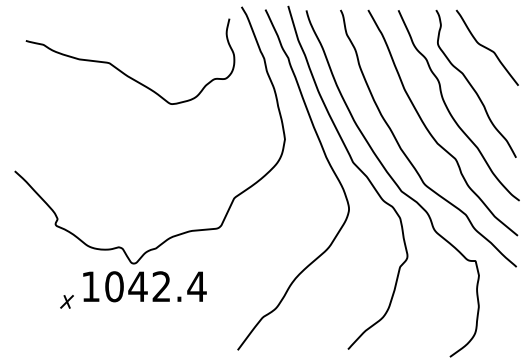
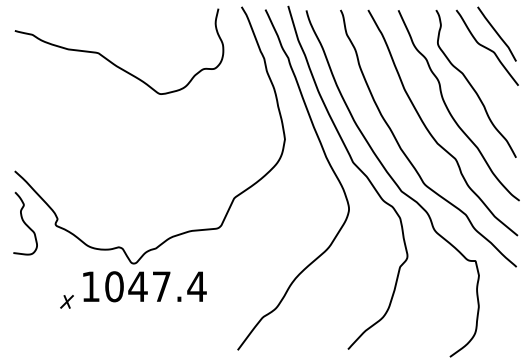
curve: none -> present (496, 33)
curve position: (124, 72) -> (113, 62) (113, 62)
curve: none -> present (25, 223)
text: 1042.4 -> 1047.4 (161, 286)
